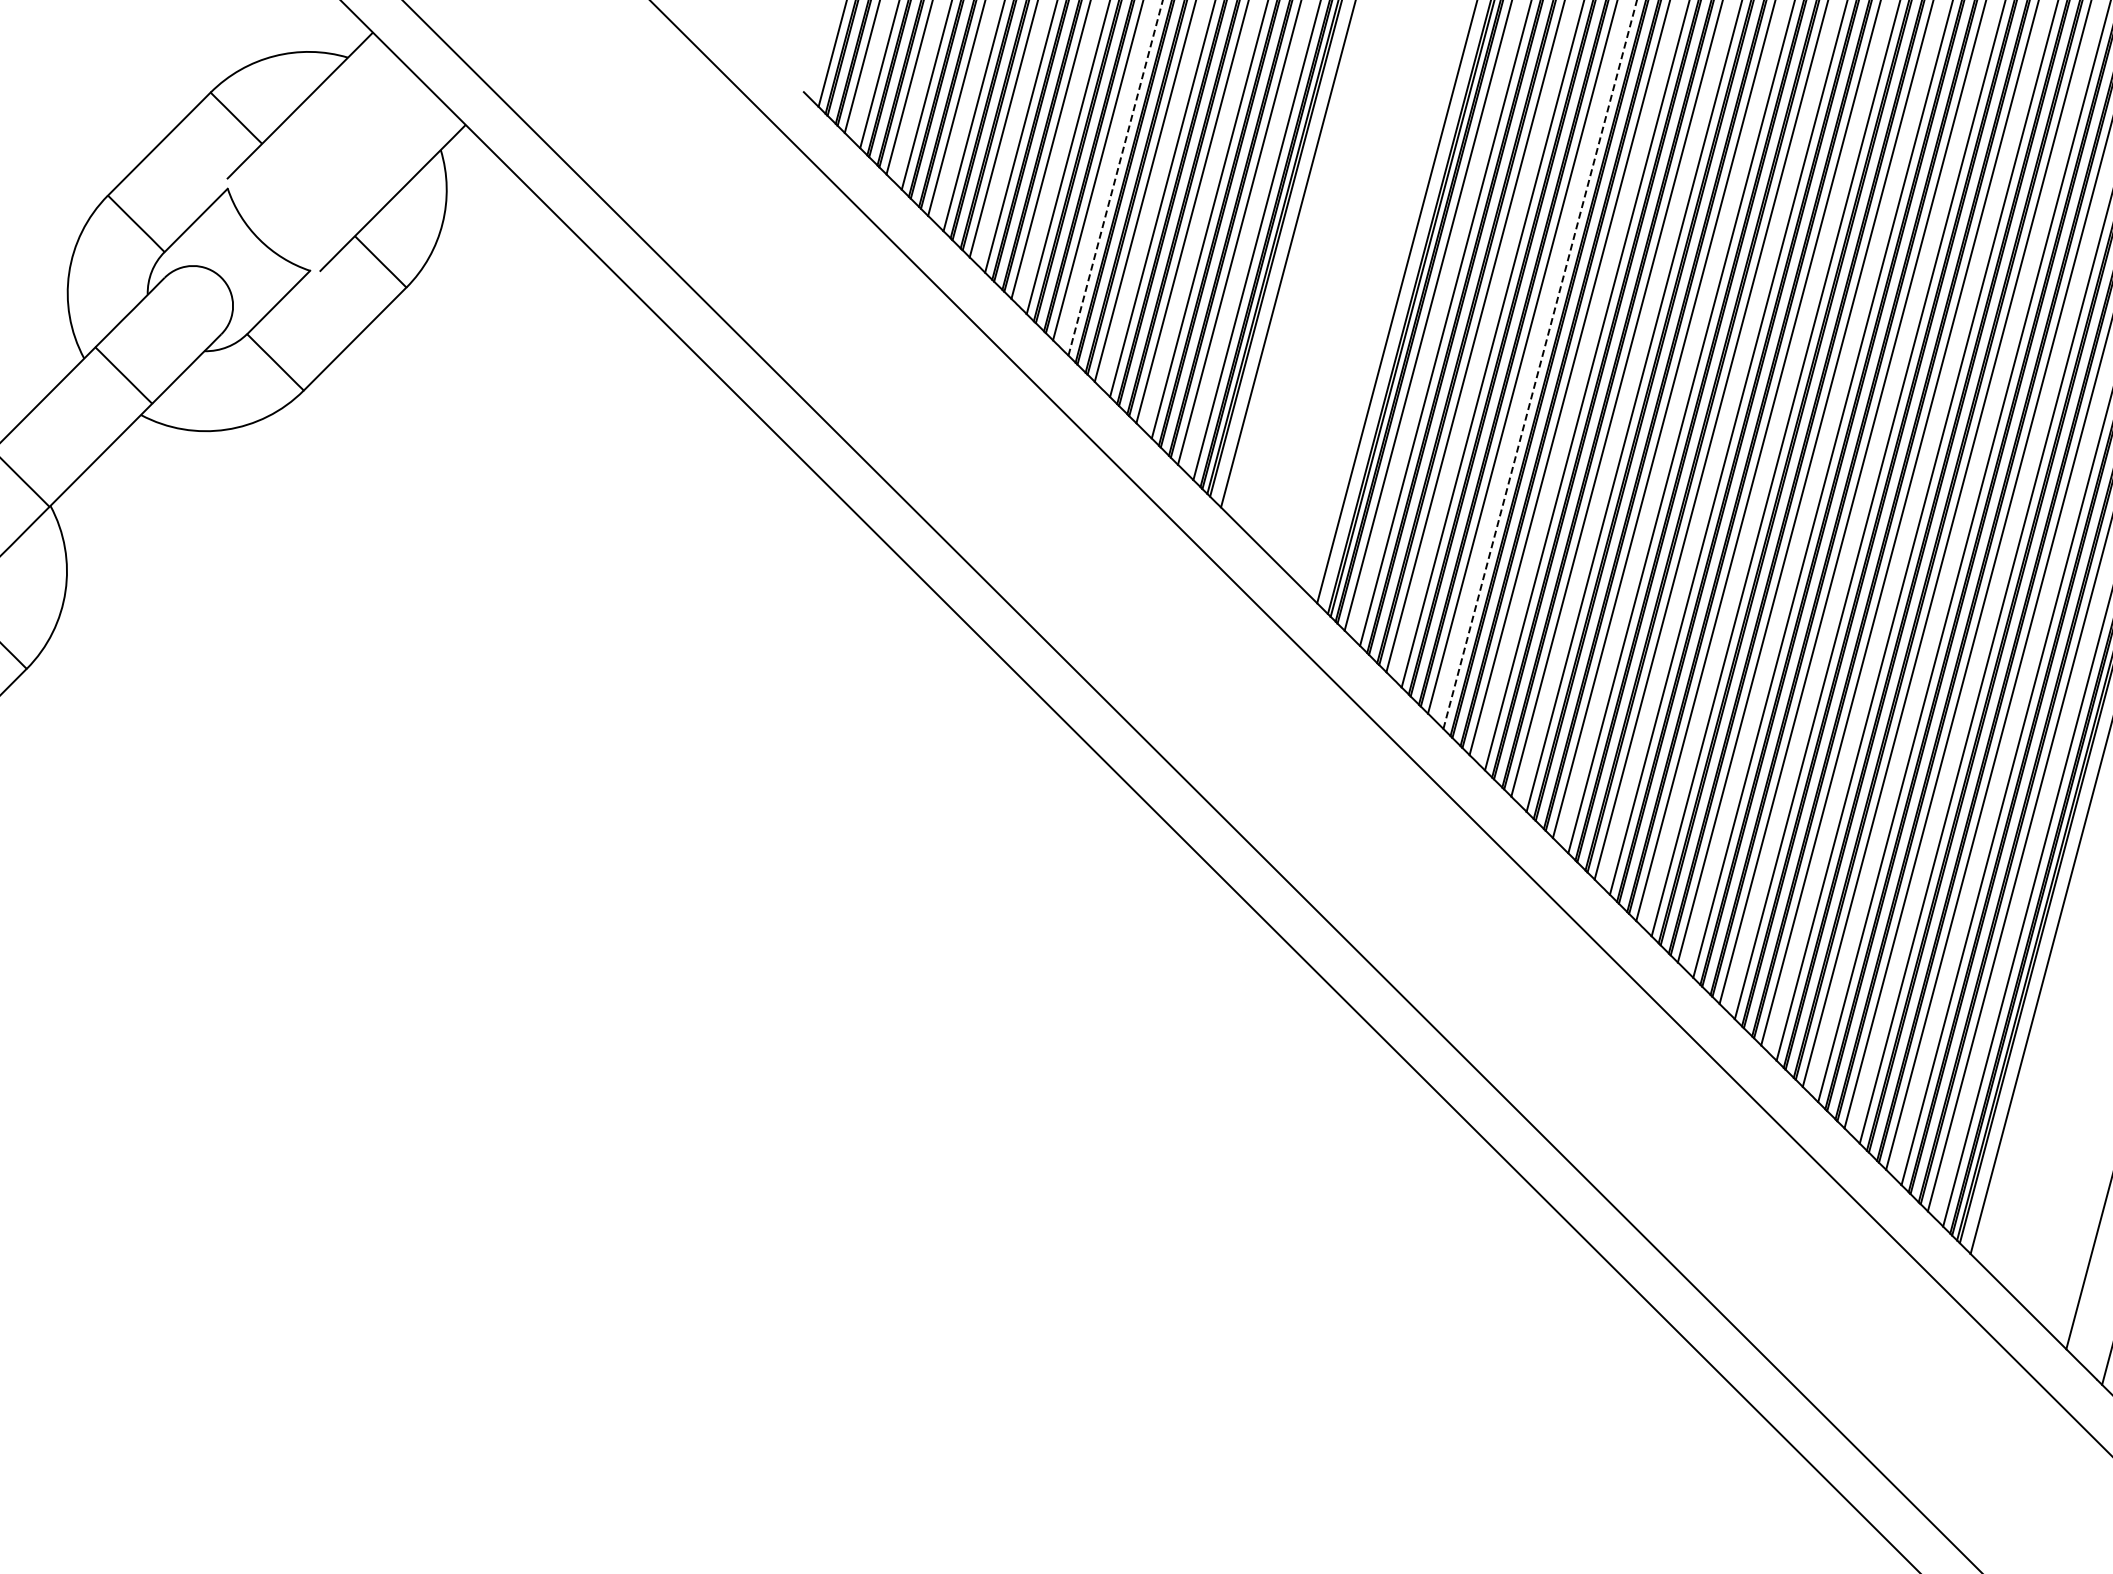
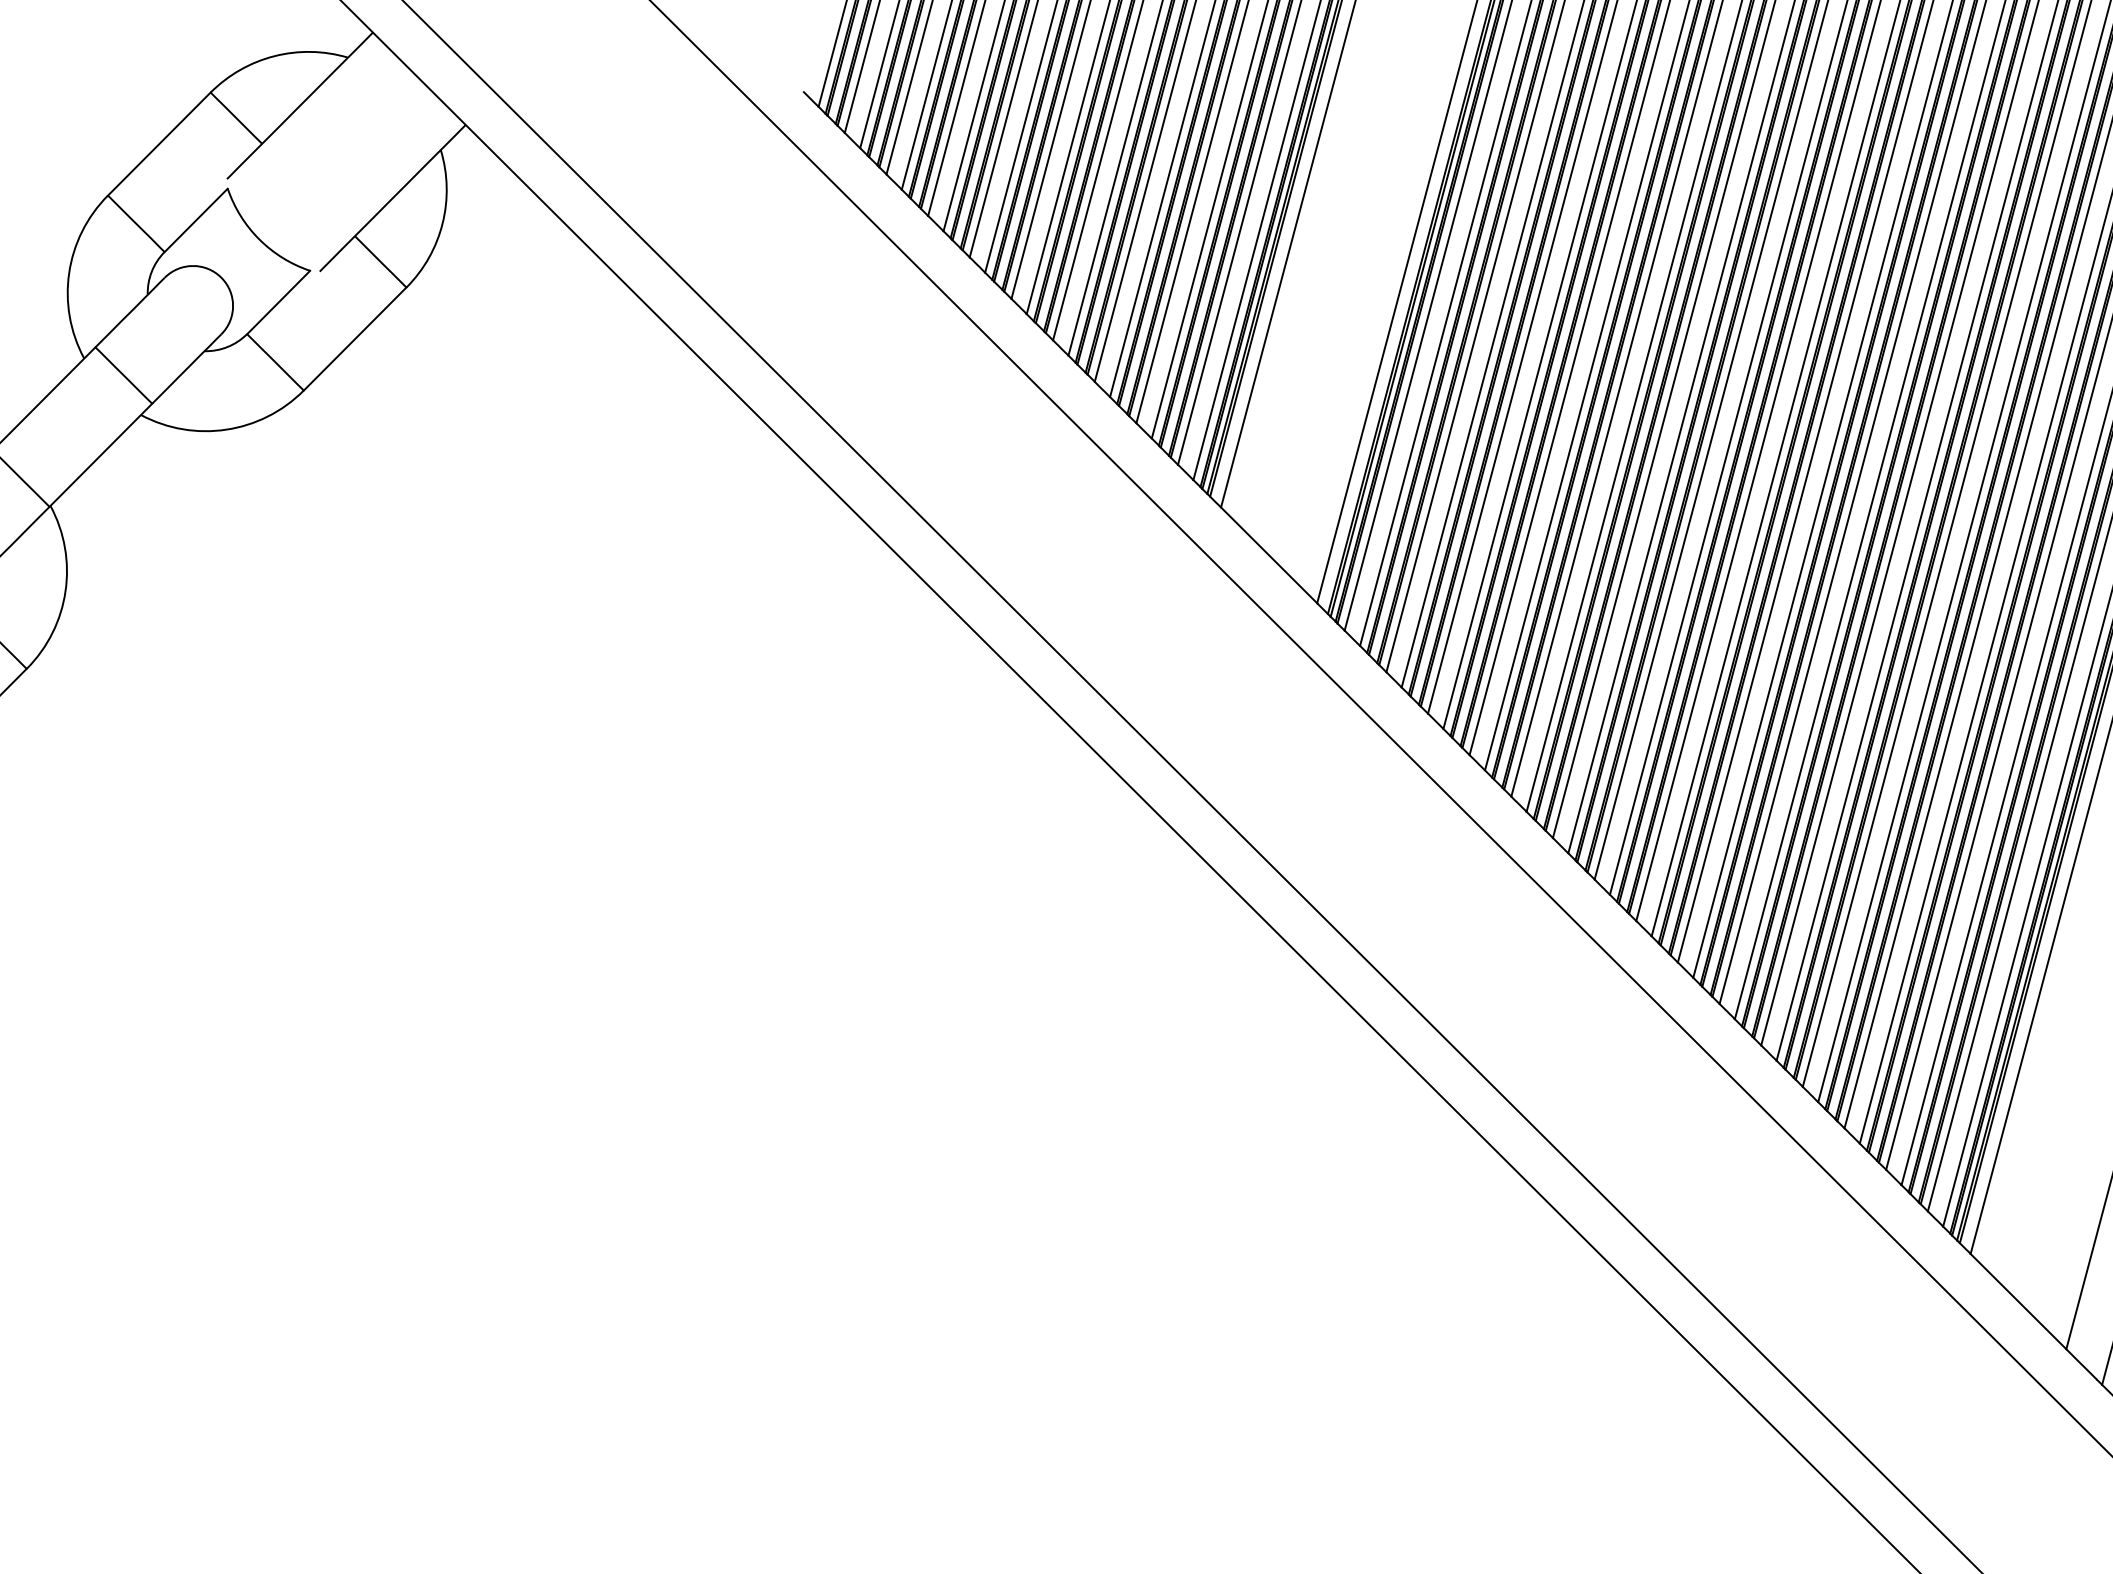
line: dashed -> solid (1115, 177)
line: dashed -> solid (1540, 364)
